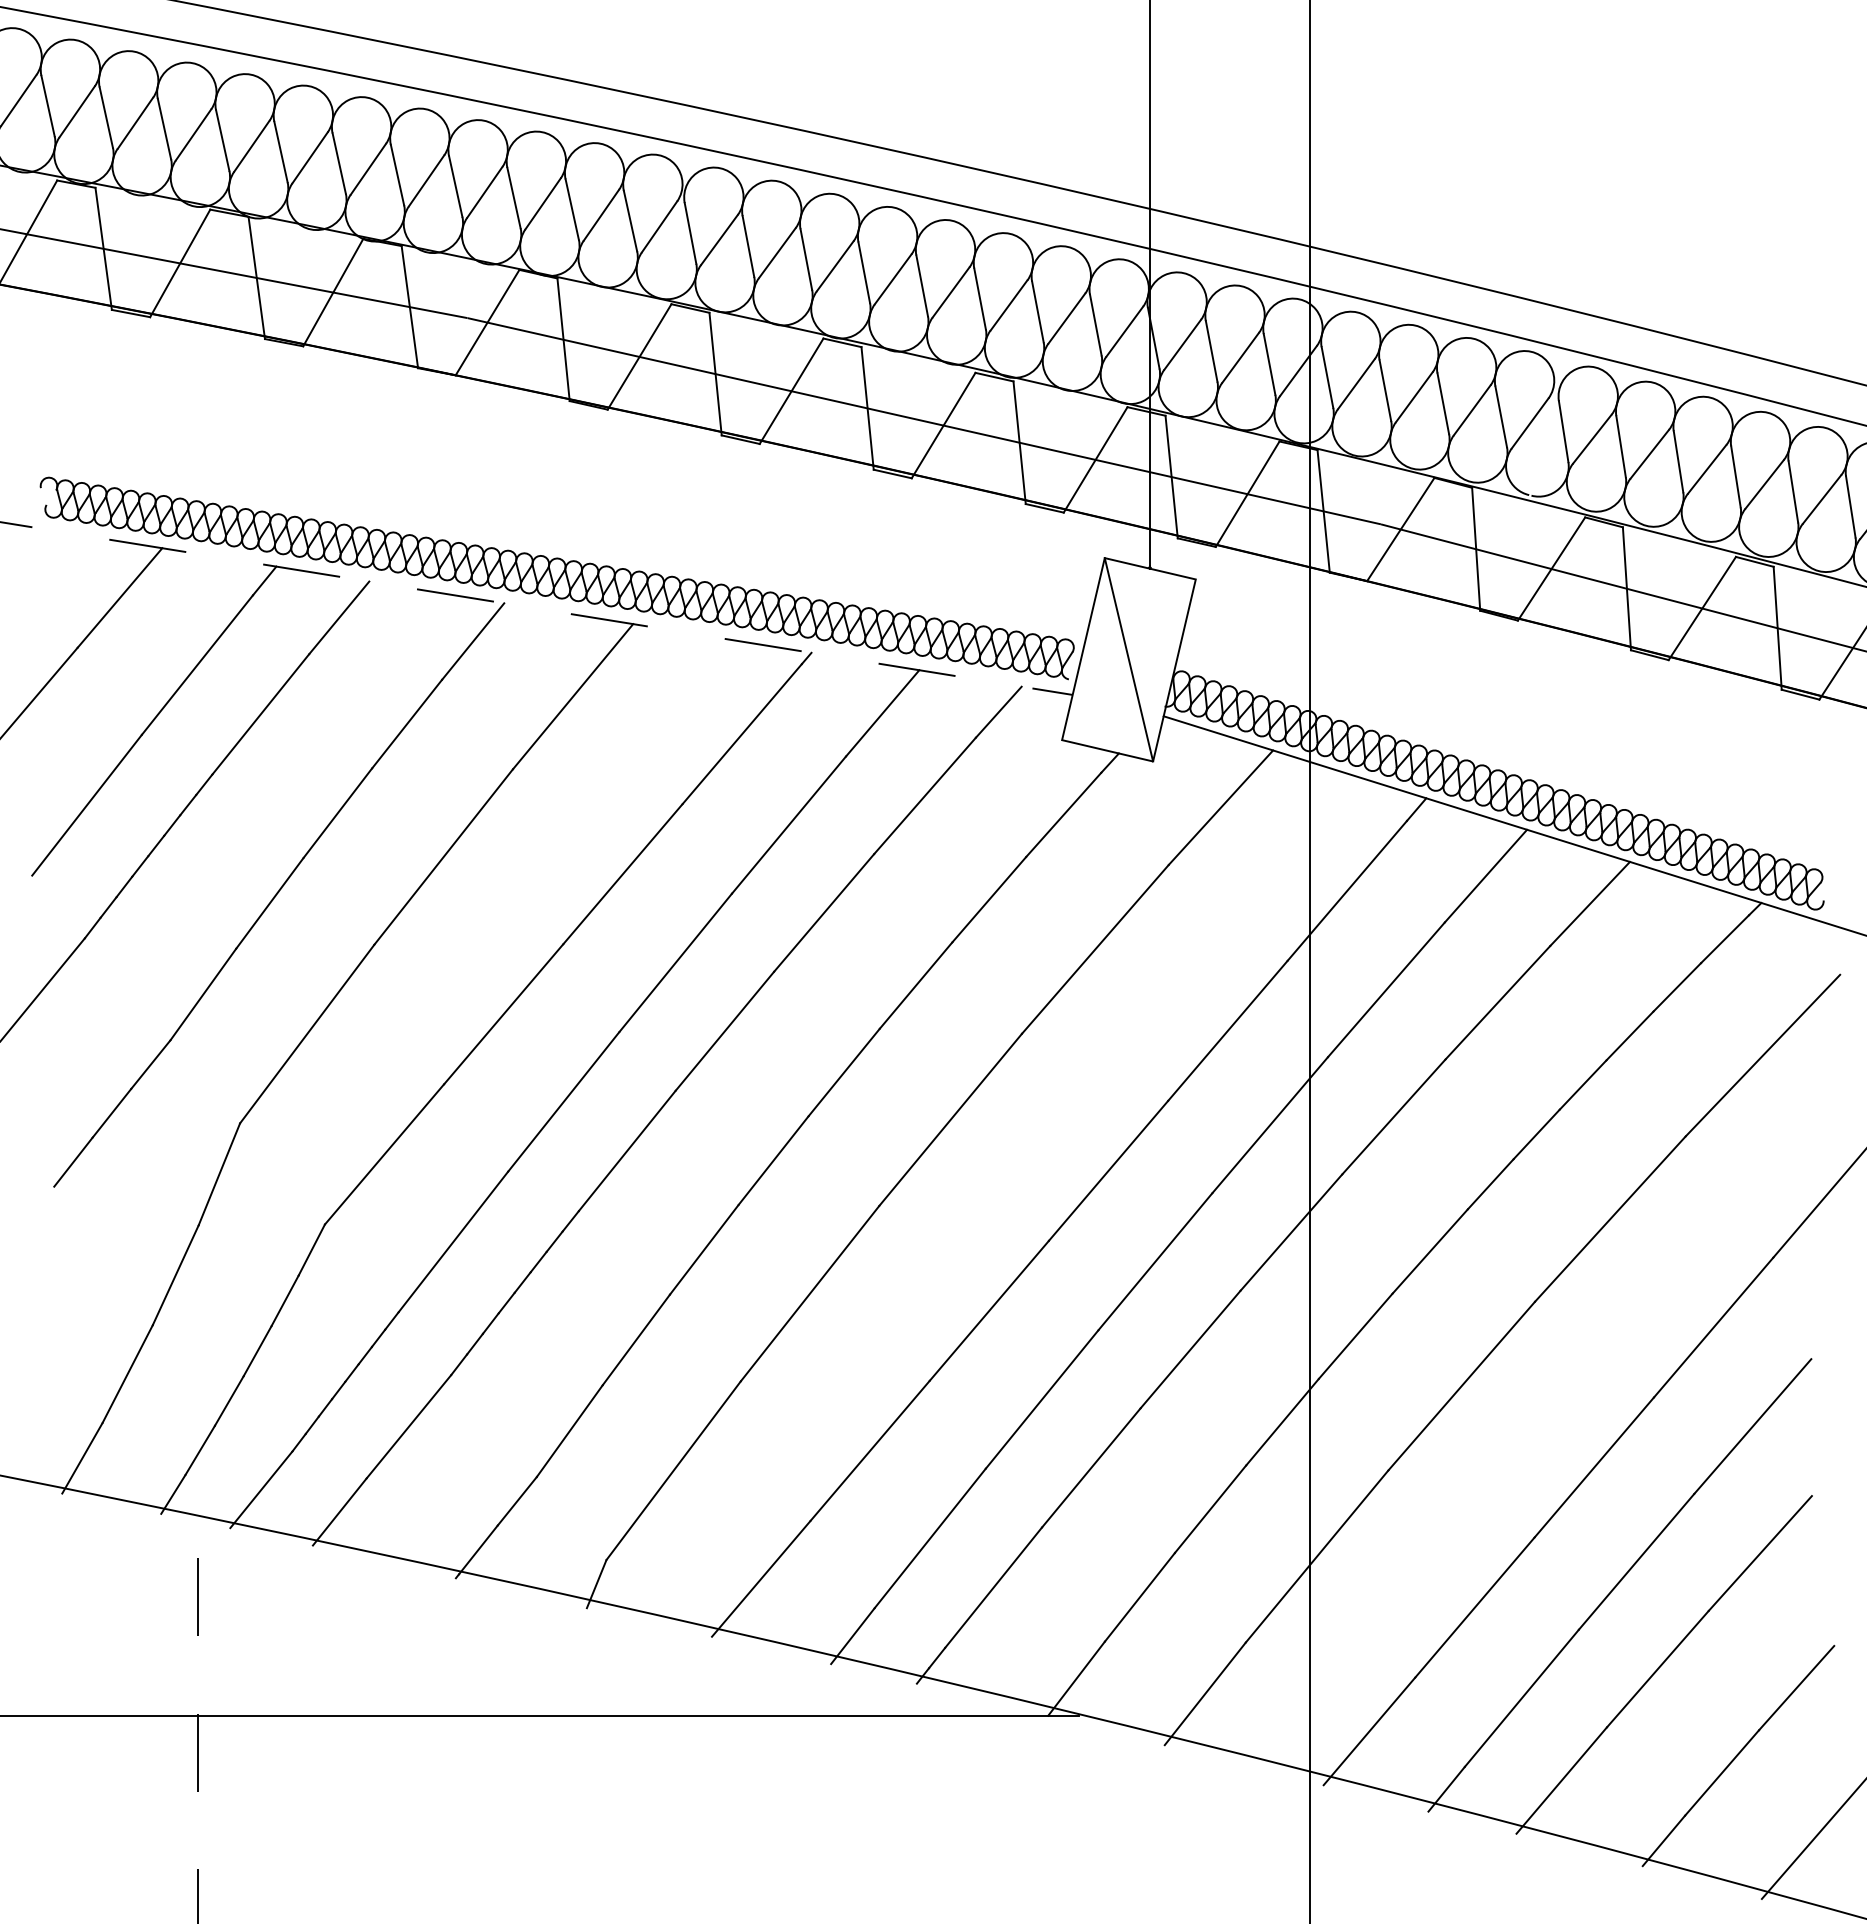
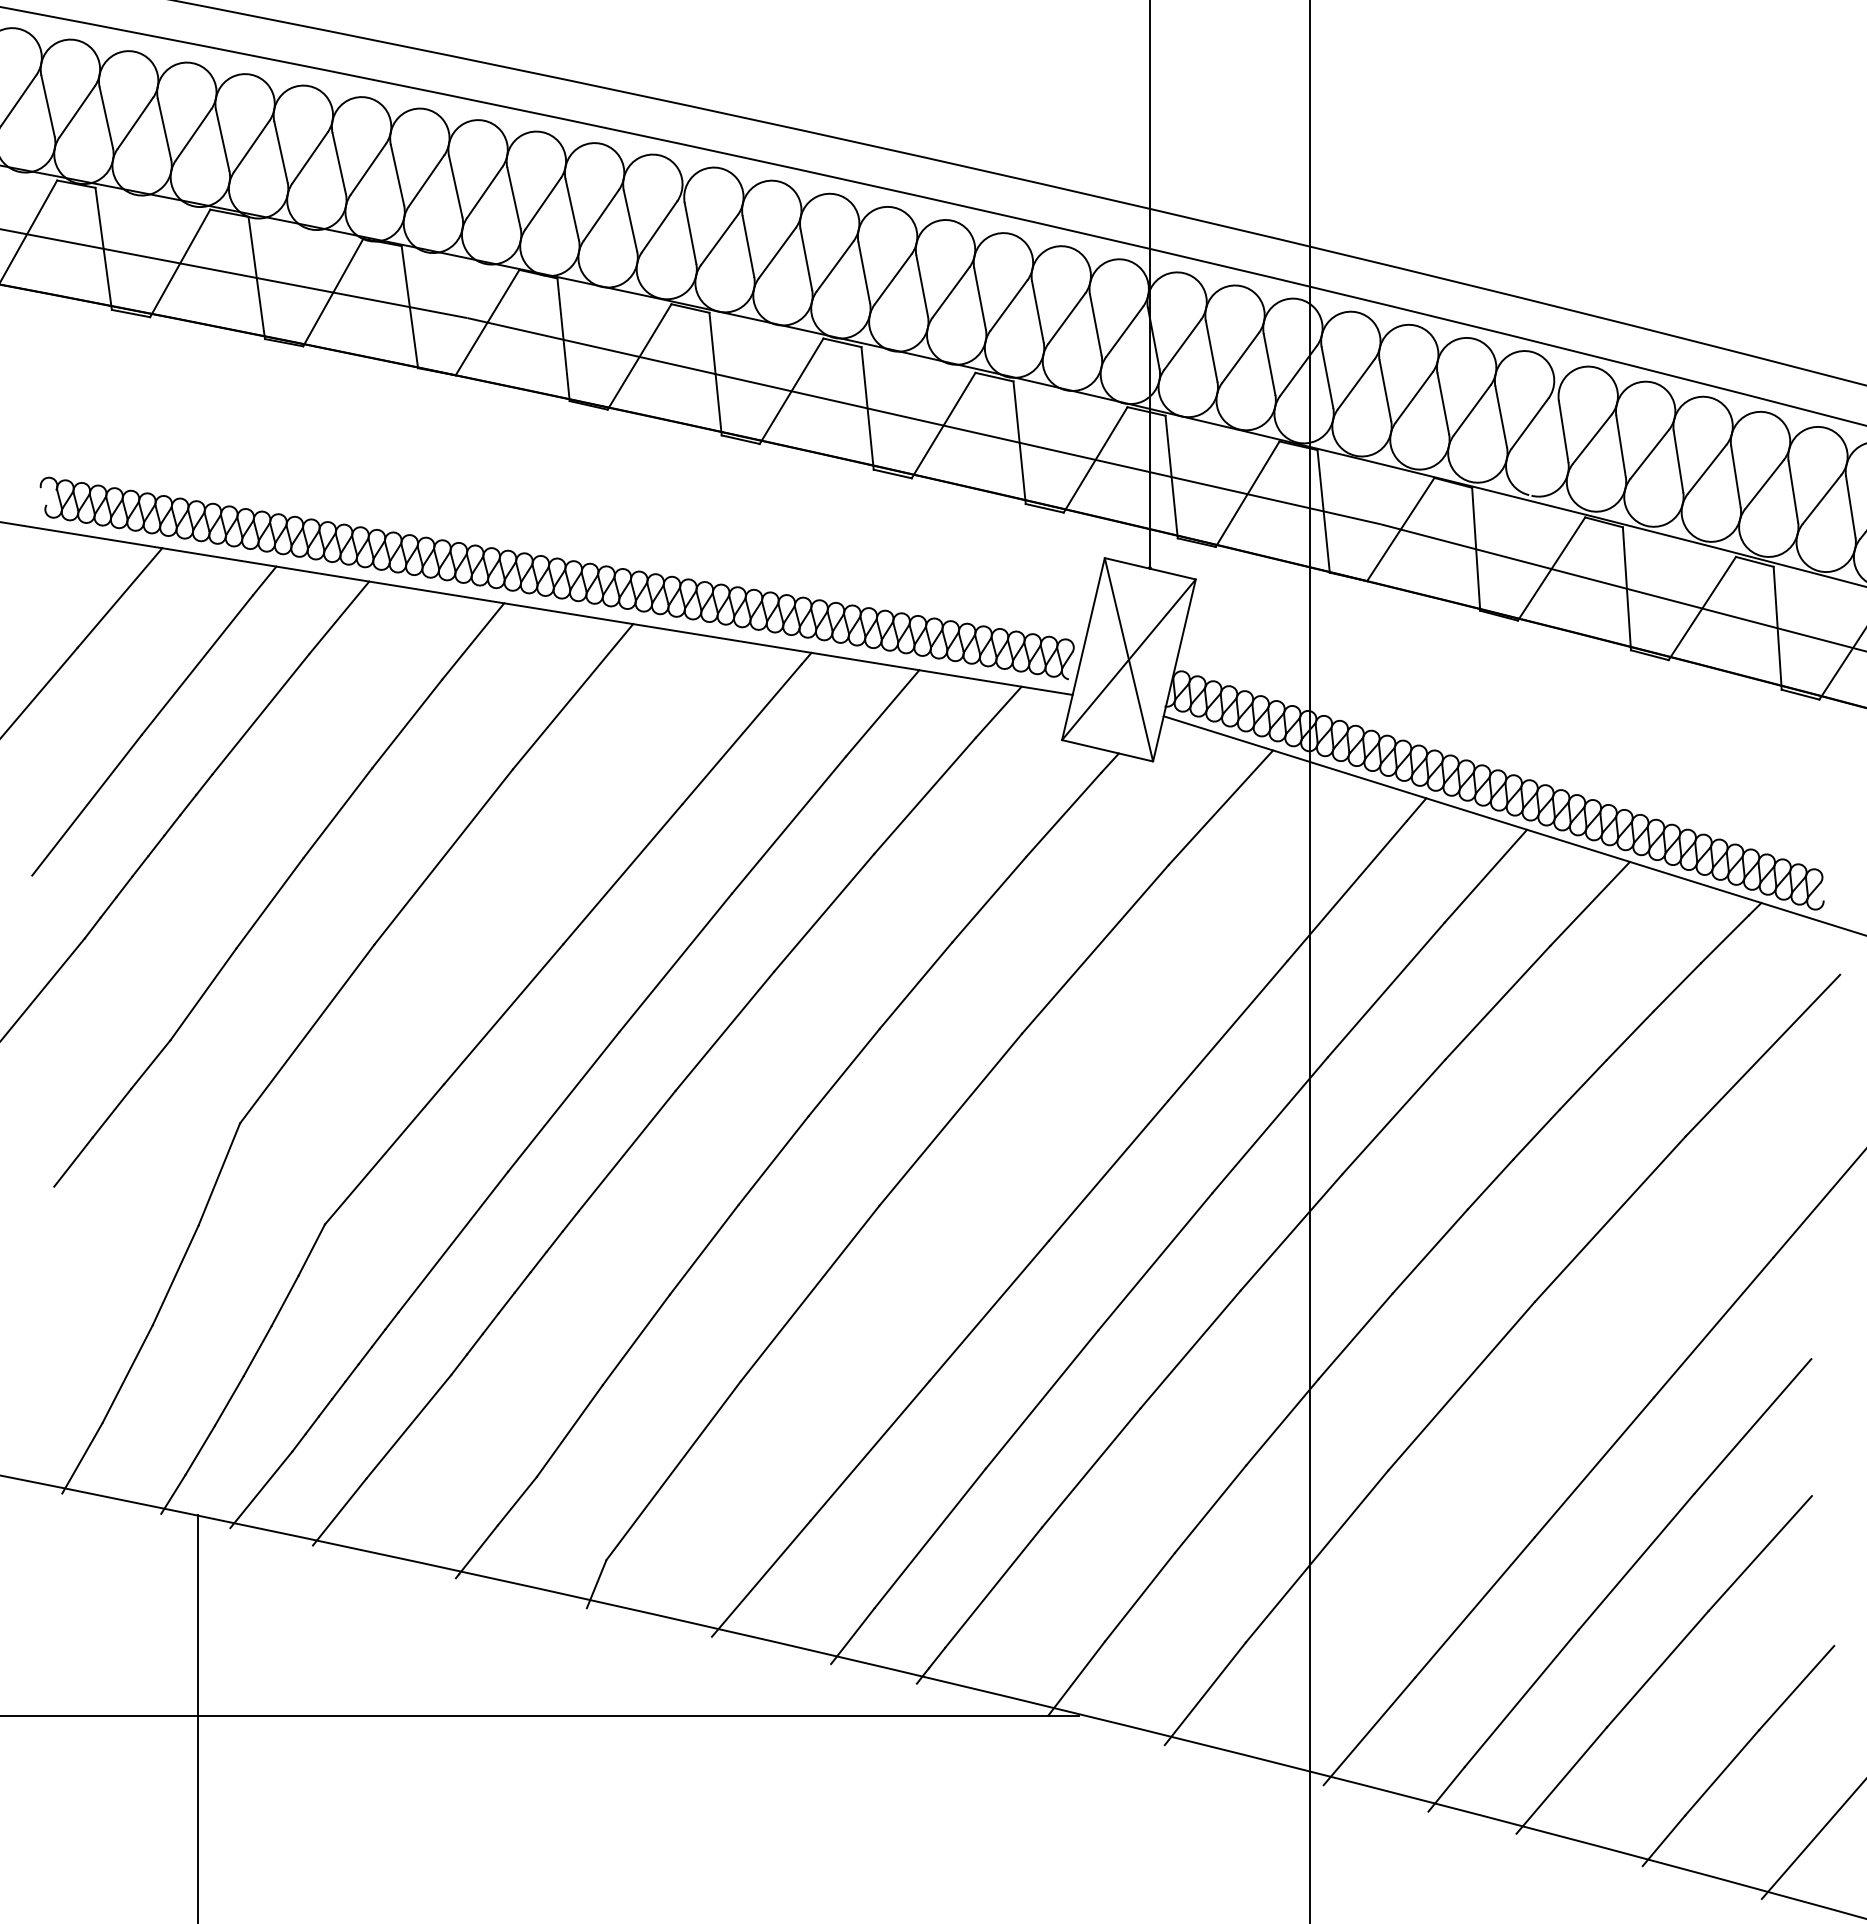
line: dashed -> solid (536, 608)
line: none -> present (1128, 659)
line: dashed -> solid (198, 1719)
